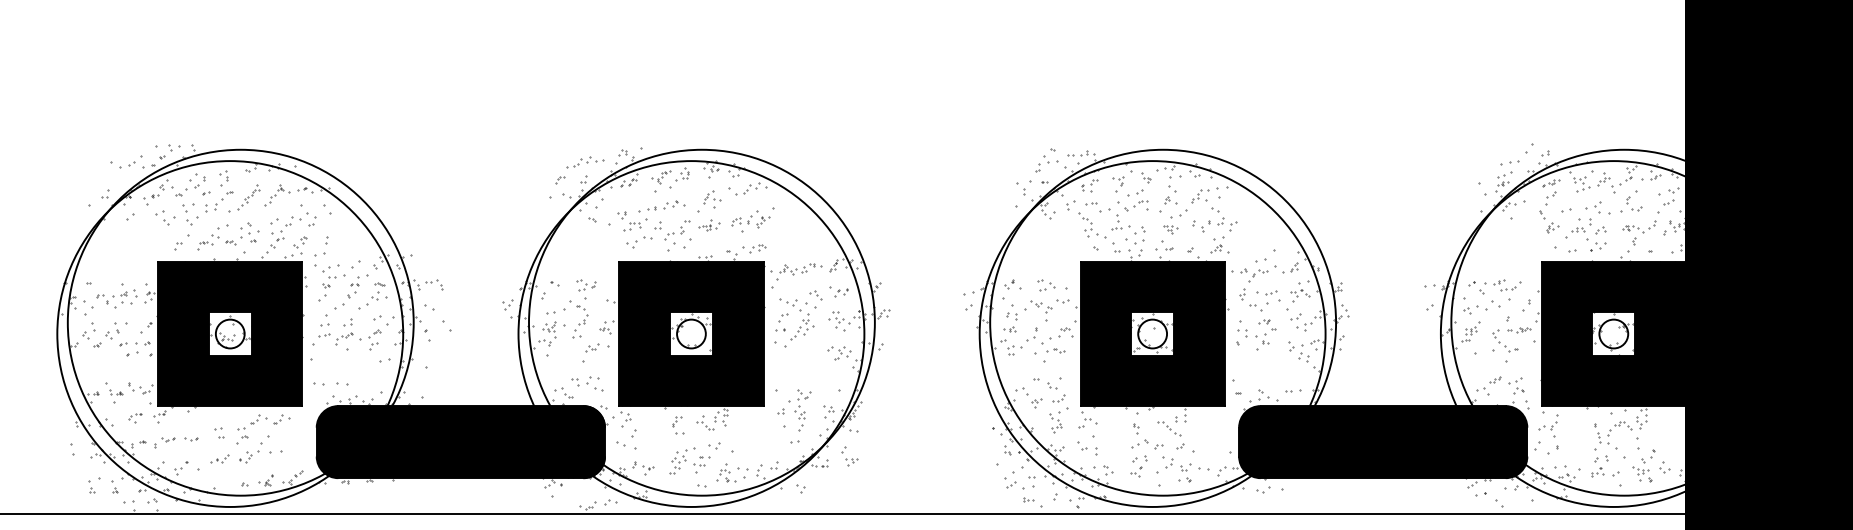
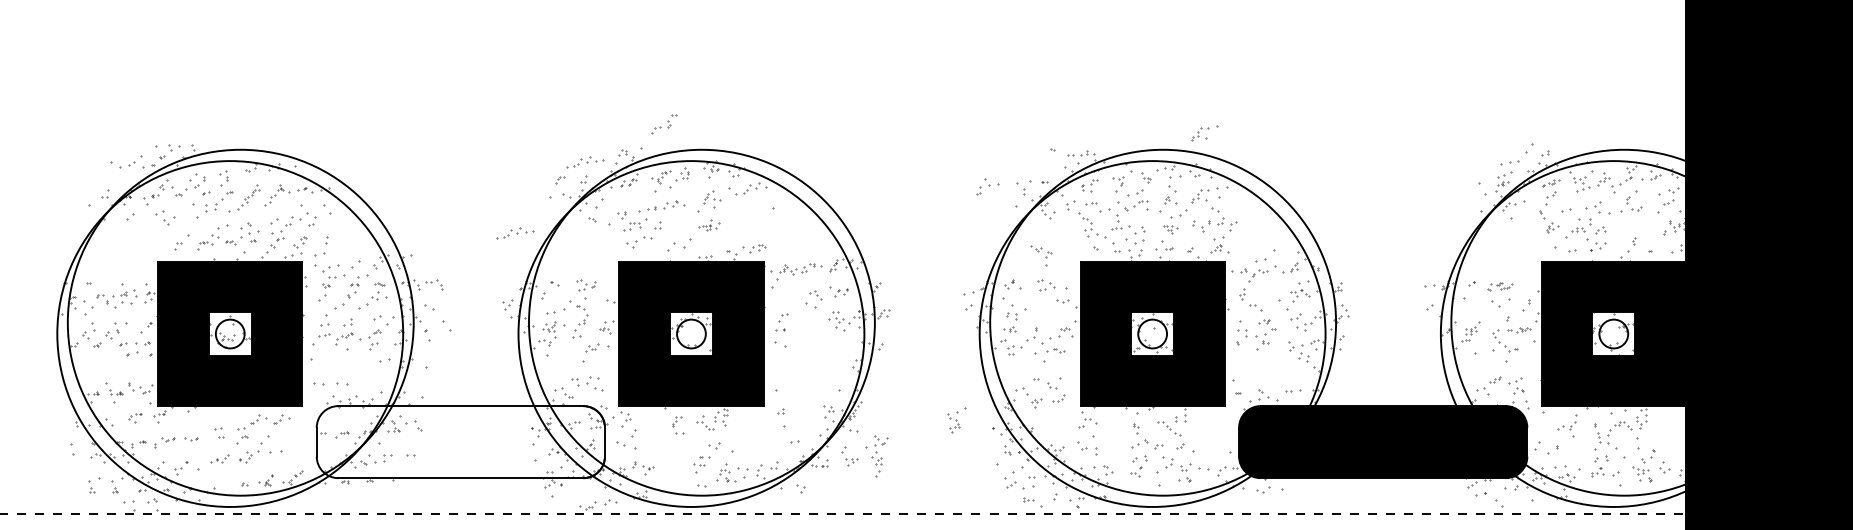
part: none -> present (1204, 133)
part position: (1046, 163) -> (987, 186) (987, 186)
part: present -> none (187, 214)
part: present -> none (750, 221)
part: present -> none (1639, 226)
part position: (677, 230) -> (664, 124) (664, 124)
part: none -> present (515, 233)
part size: 43x16 px -> 27x10 px (1500, 286)
part: present -> none (1266, 297)
part: present -> none (1475, 309)
part position: (1041, 310) -> (1041, 255) (1041, 255)
part: present -> none (802, 320)
part: present -> none (839, 353)
part position: (799, 410) -> (876, 456) (876, 456)
part position: (1058, 420) -> (956, 420) (956, 420)
part position: (1548, 425) -> (1567, 425) (1567, 425)
fill: present -> none (460, 442)
part: present -> none (682, 460)
line: solid -> dashed (926, 514)
